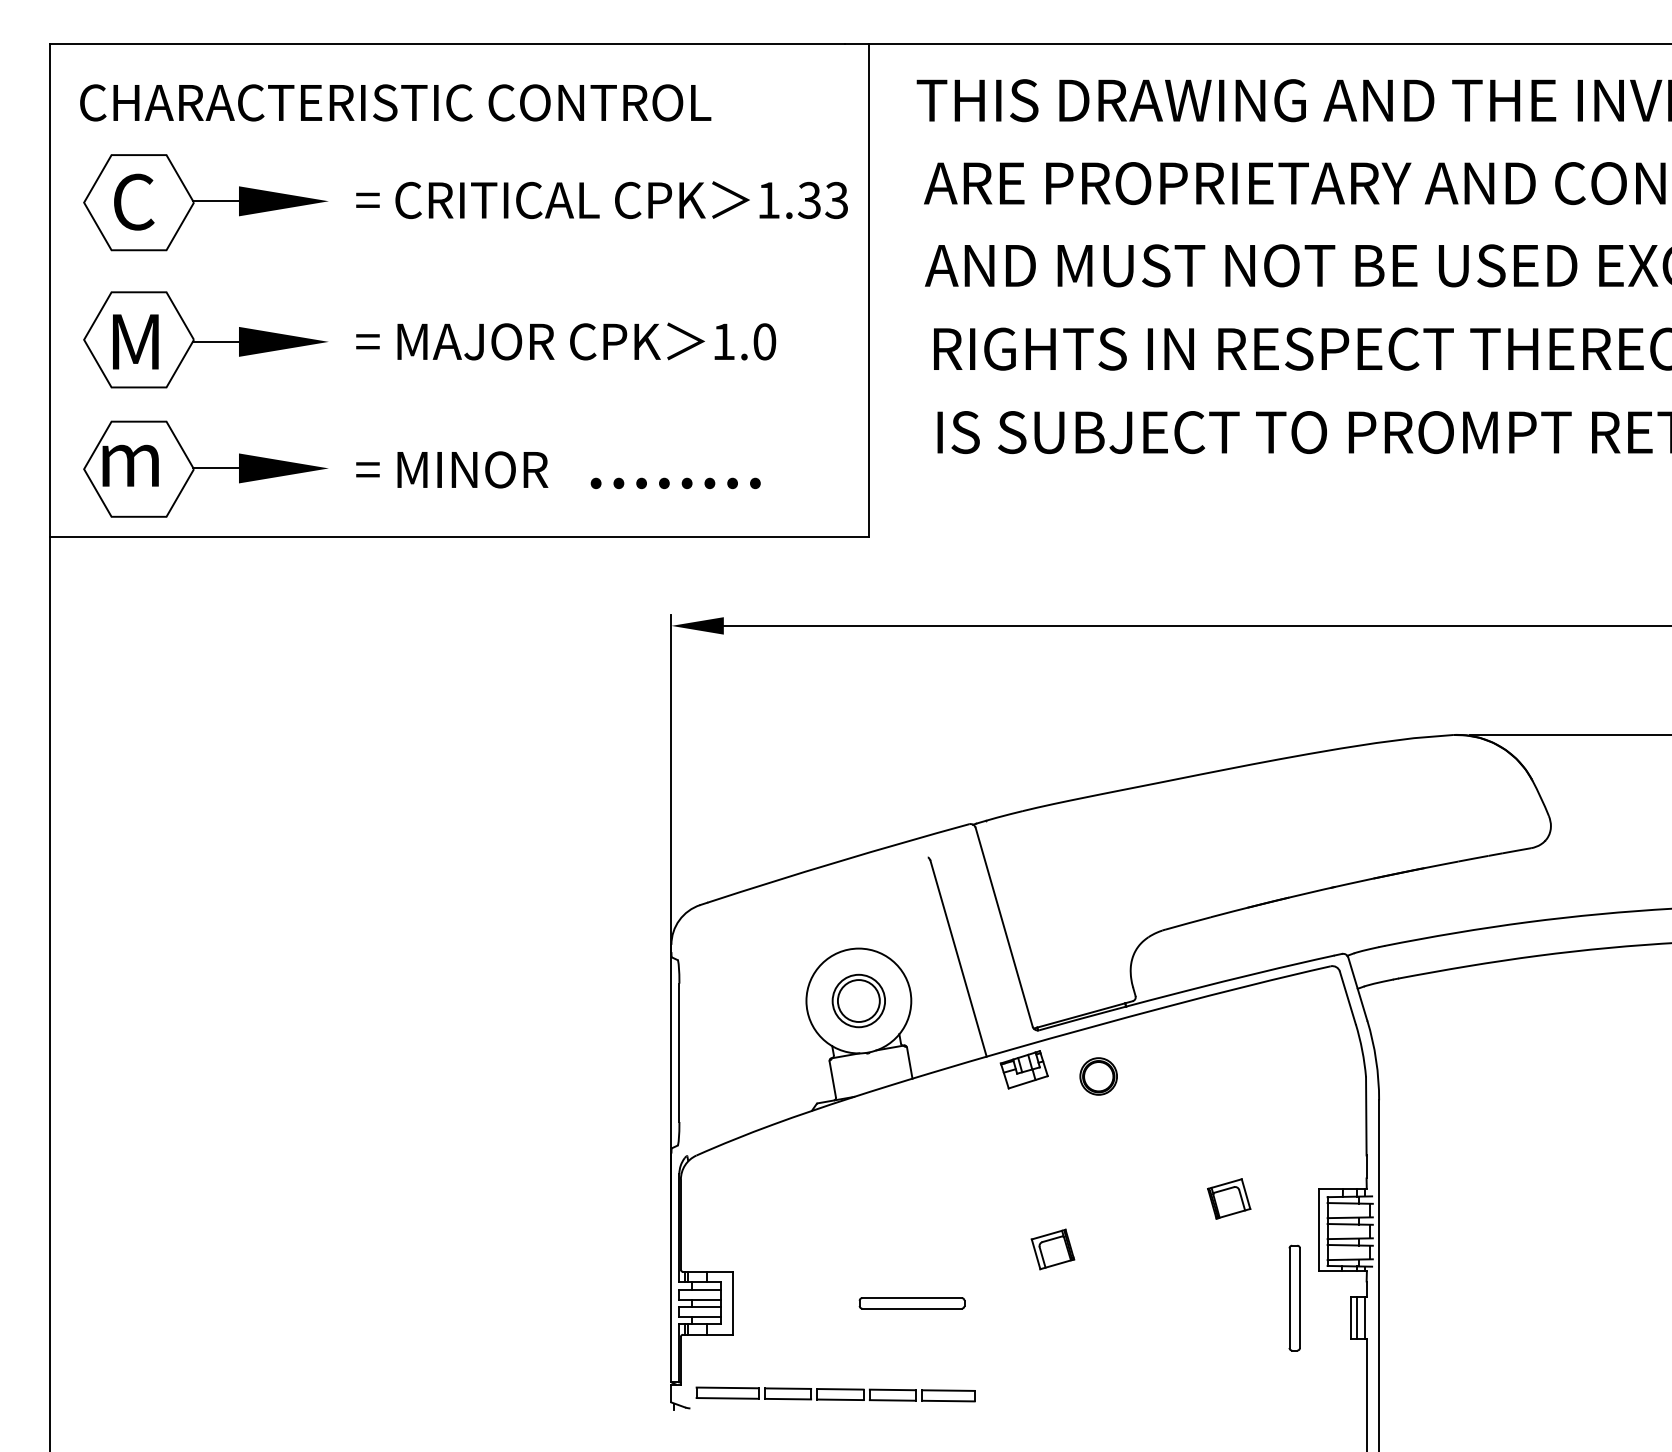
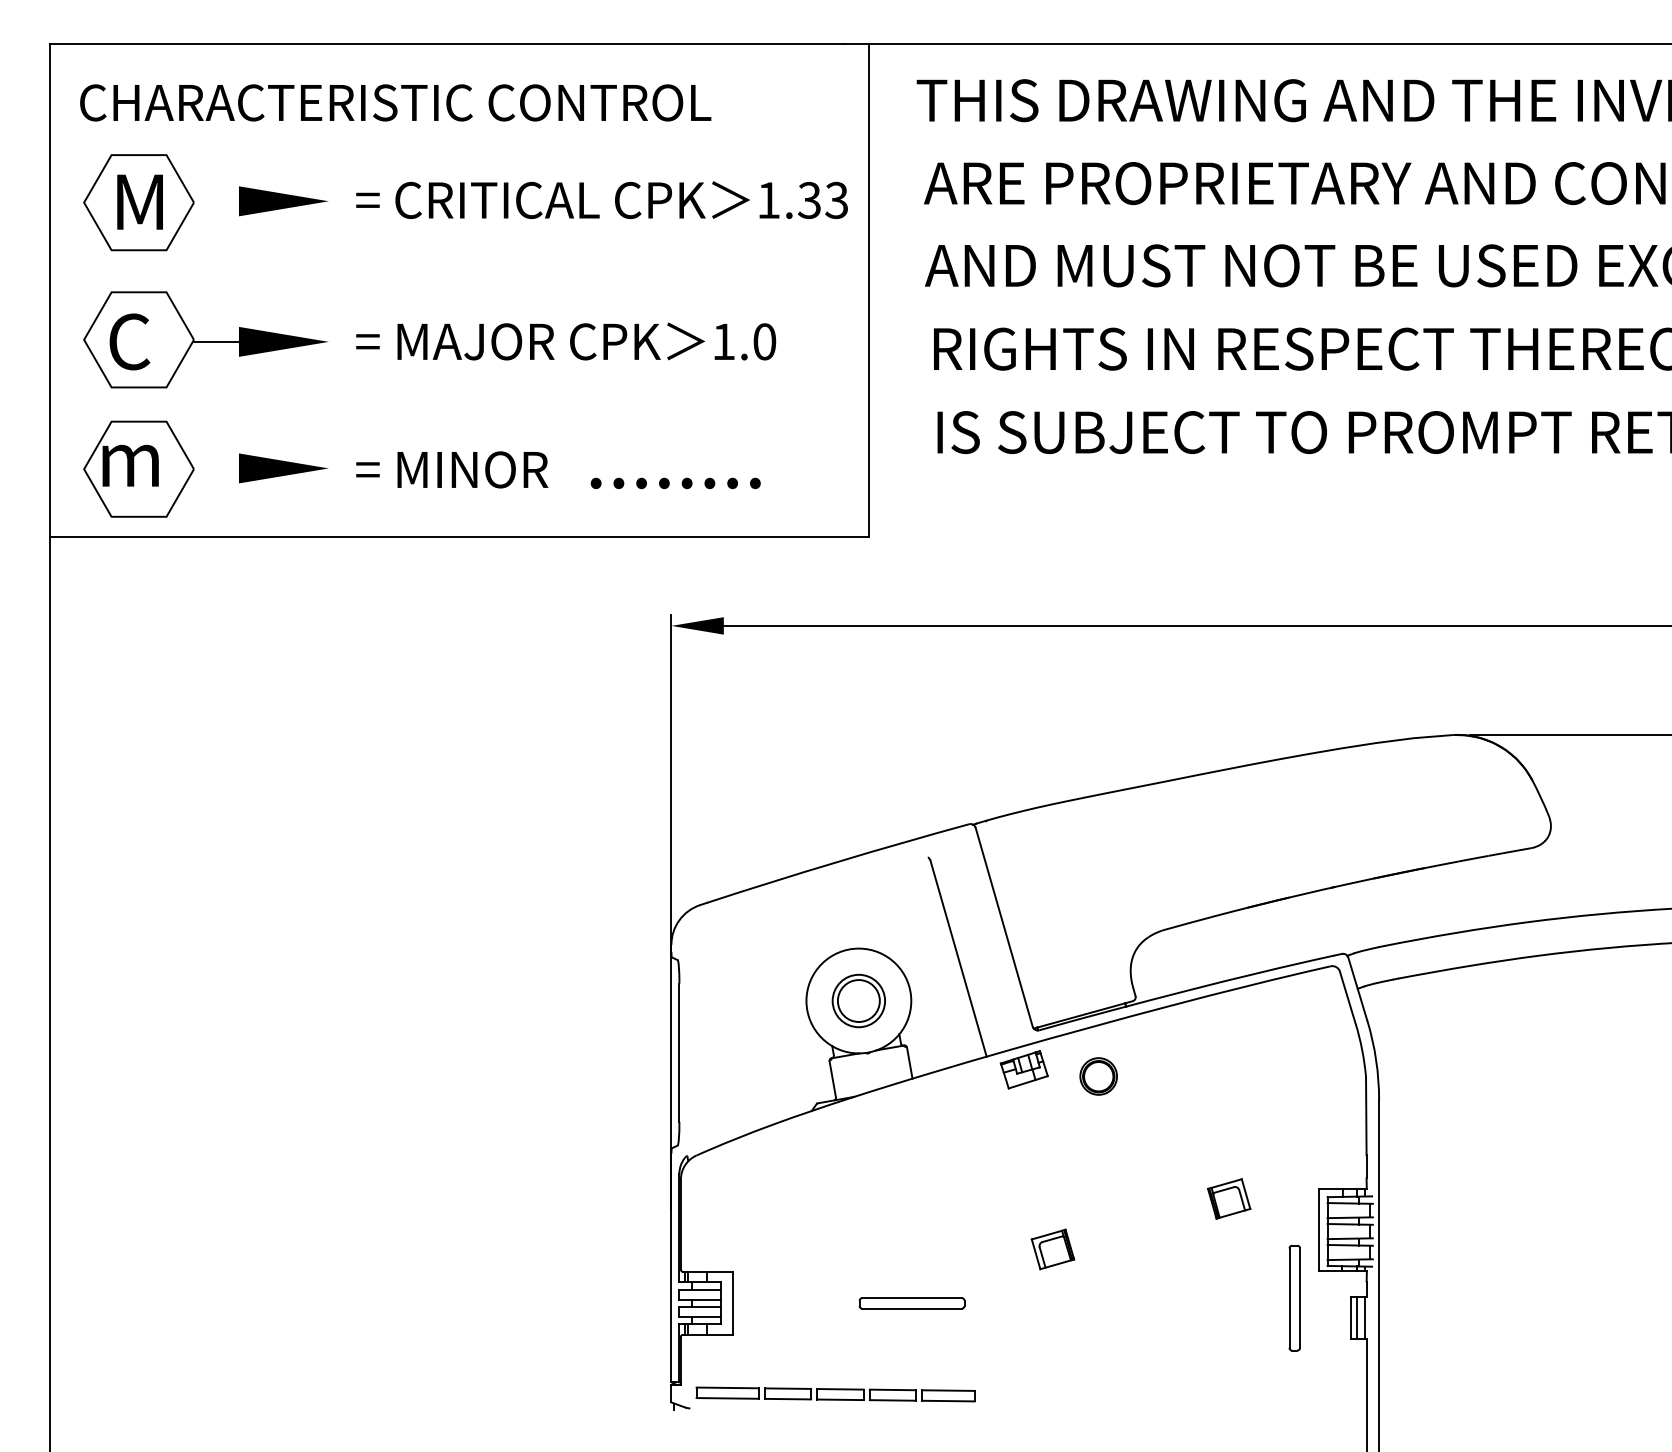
text: C -> M (138, 201)
line: present -> none (215, 201)
text: M -> C (133, 341)
line: present -> none (215, 468)
